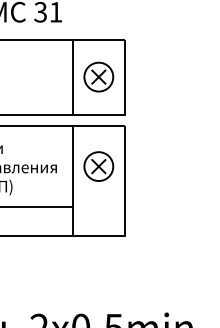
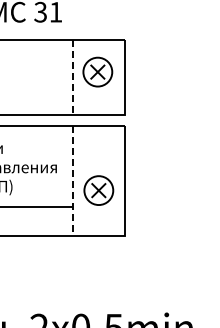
part position: (98, 76) -> (97, 71) (97, 71)
line: solid -> dashed (72, 77)
part position: (98, 166) -> (98, 190) (98, 190)
line: solid -> dashed (72, 181)
